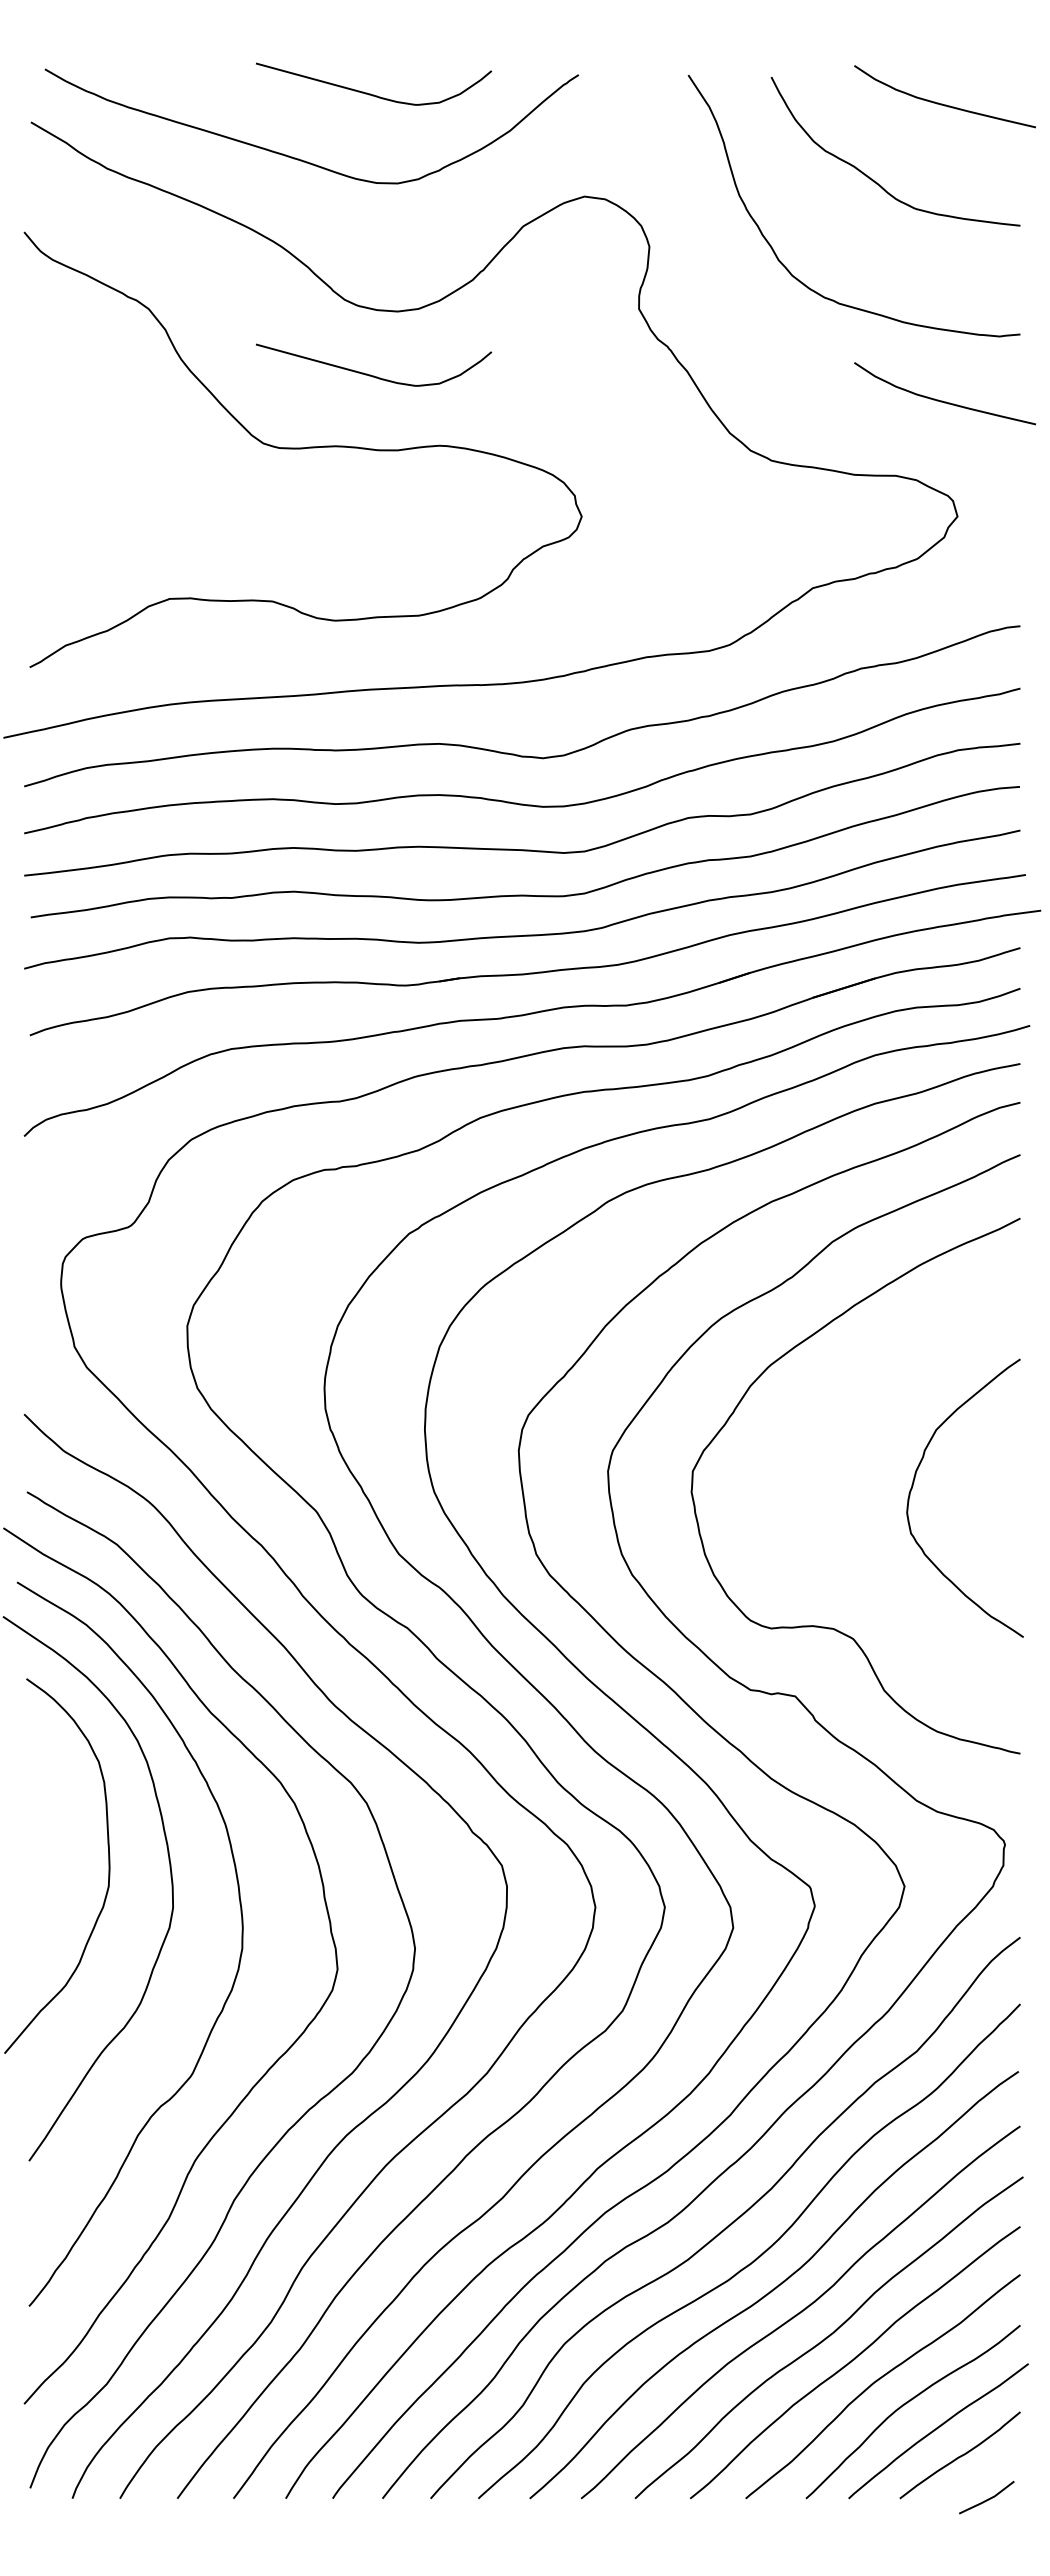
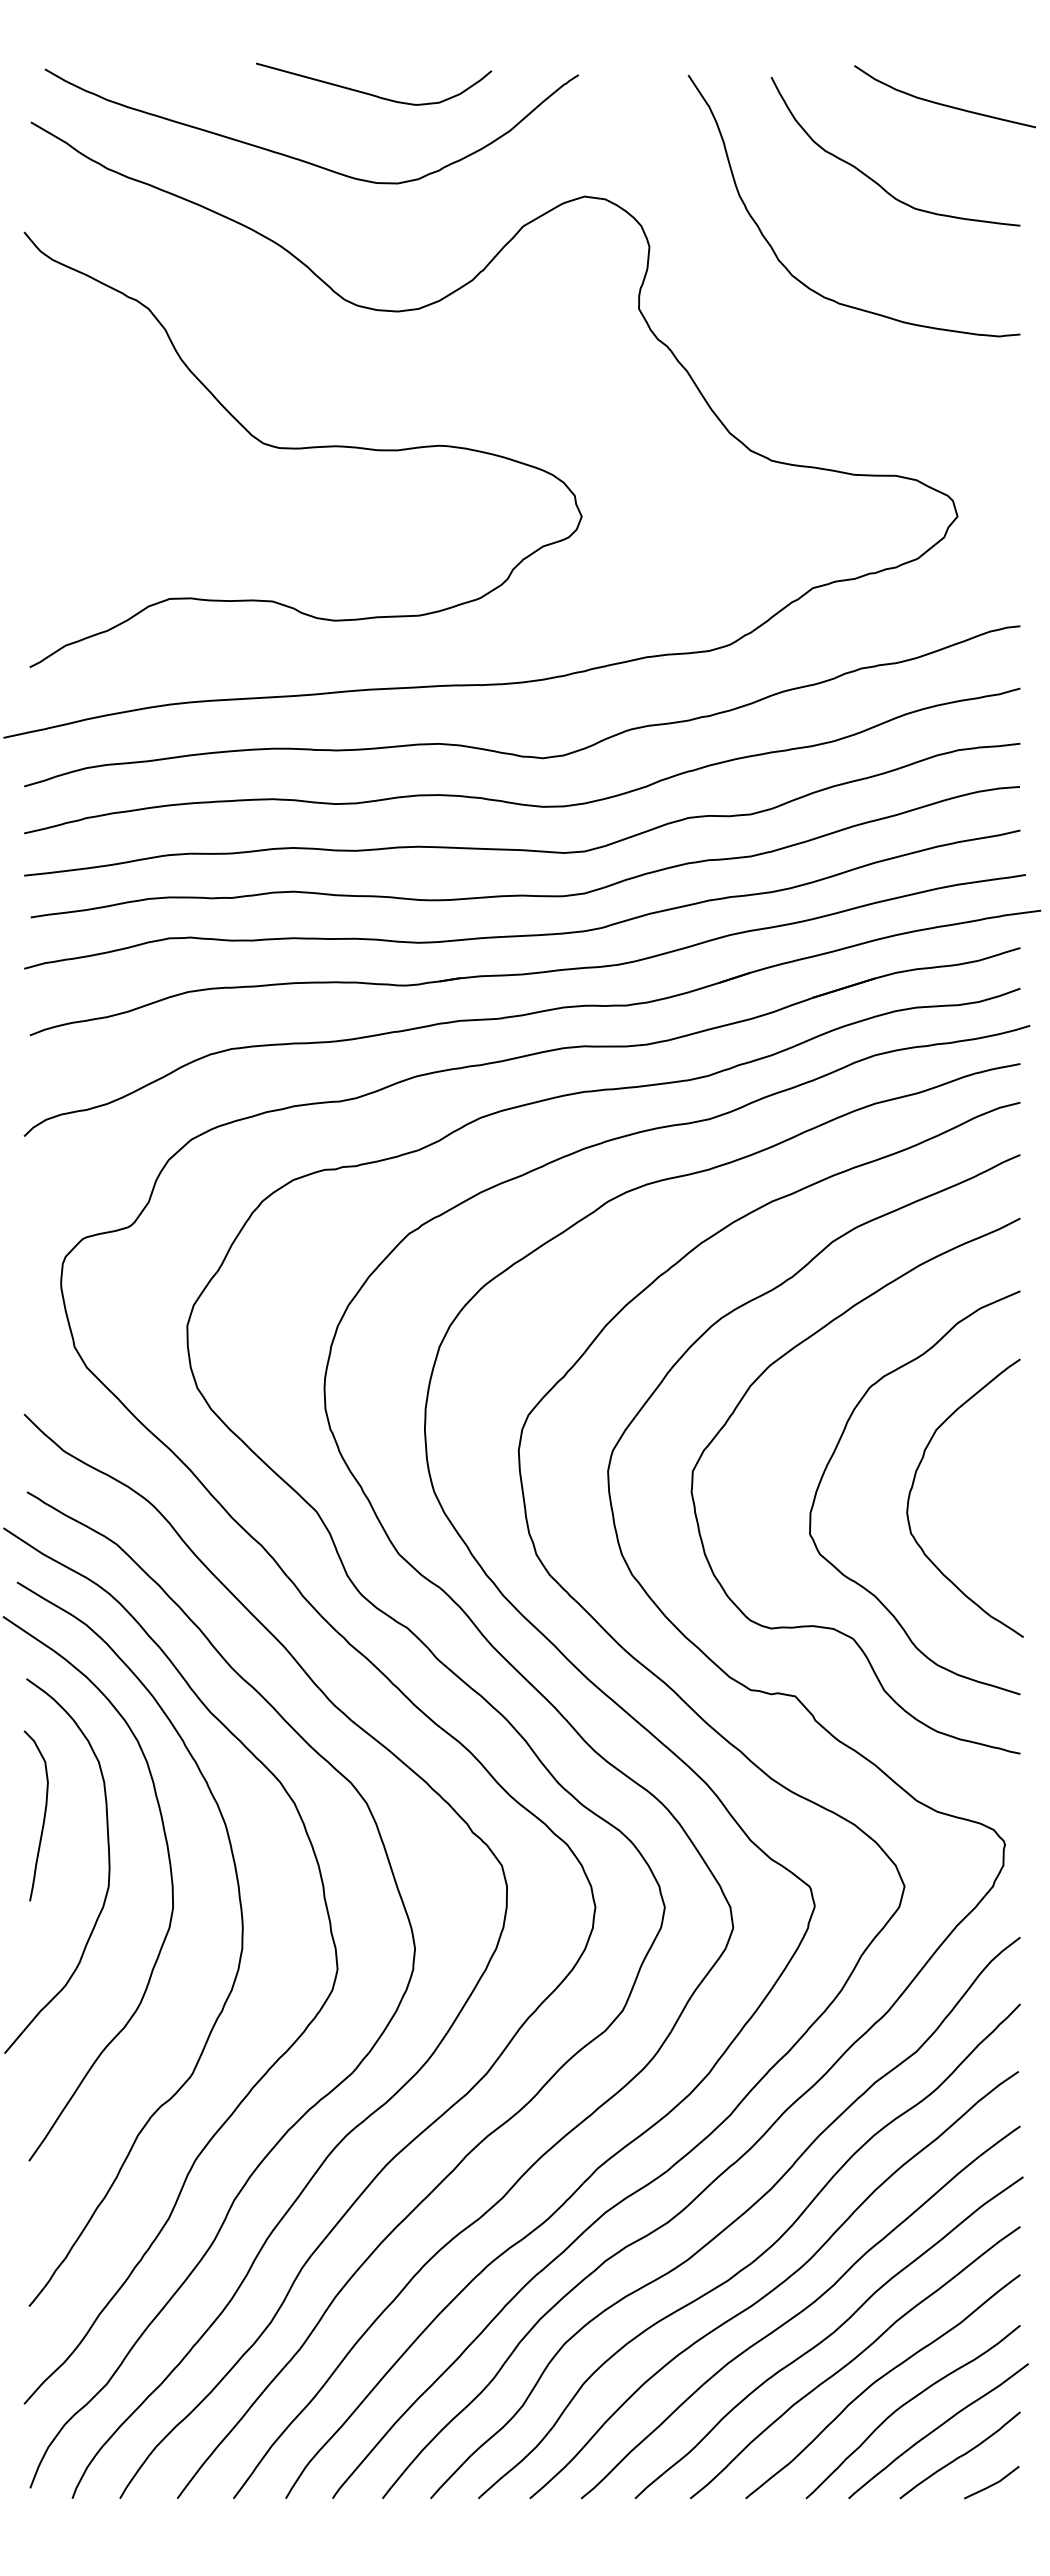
curve: present -> none (370, 374)
curve: present -> none (942, 400)
curve: none -> present (834, 1453)
curve: none -> present (43, 1816)
line position: (986, 2499) -> (991, 2484) (991, 2484)
